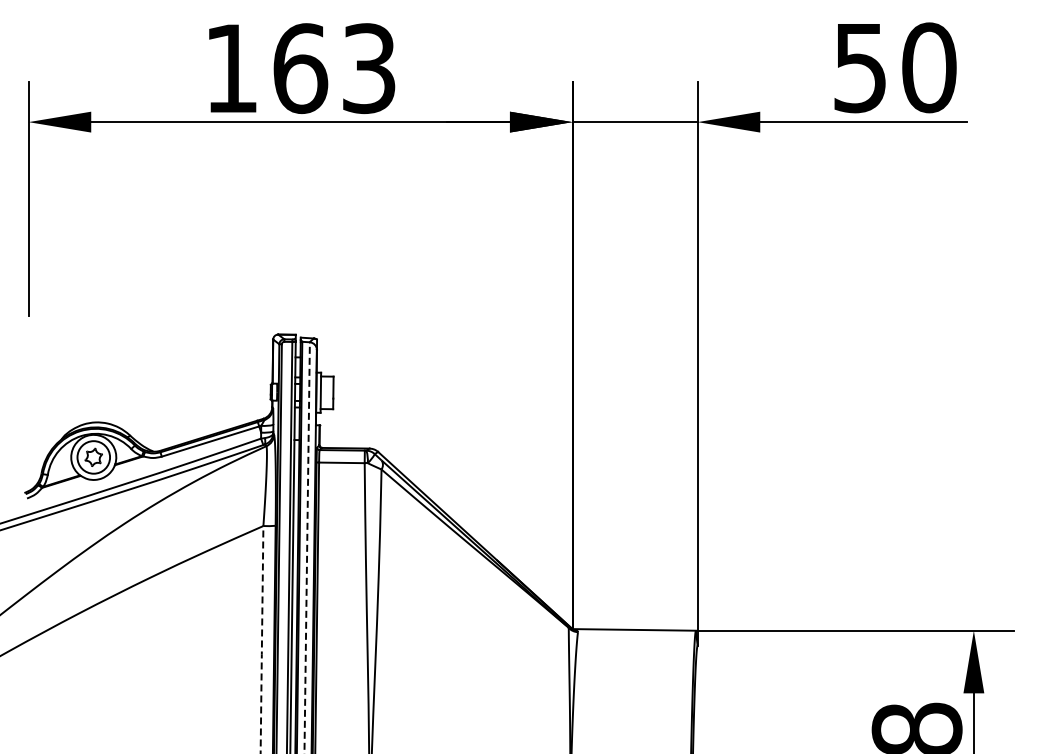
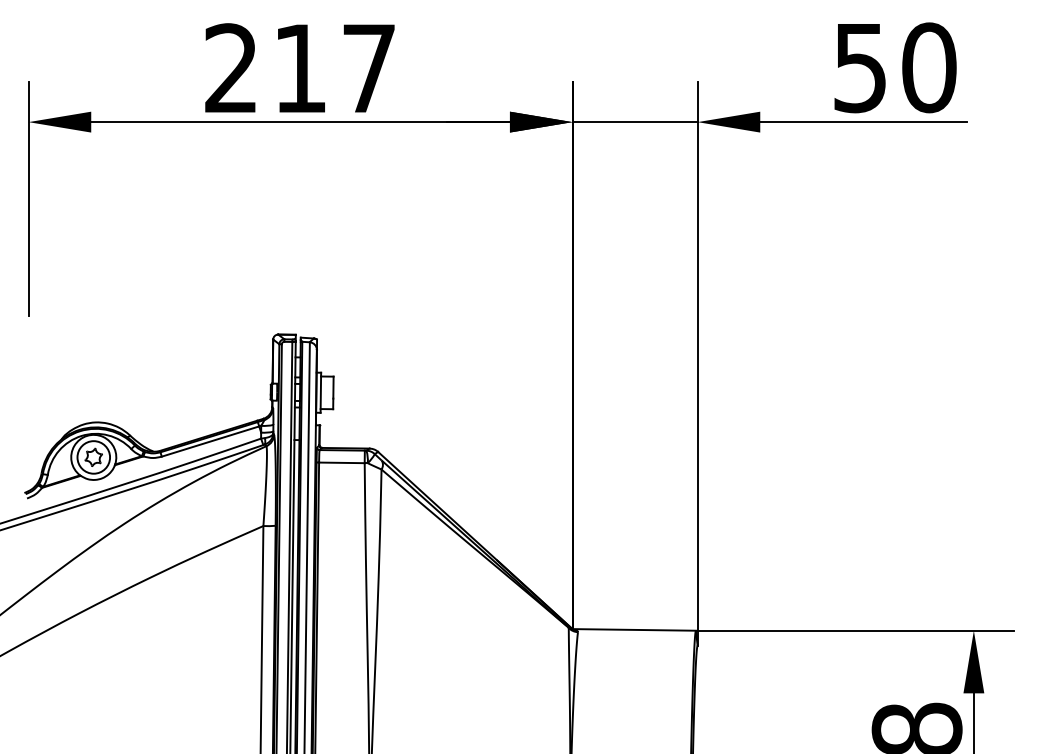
text: 163 -> 217 (300, 68)
line: dashed -> solid (307, 547)
line: dashed -> solid (262, 640)
